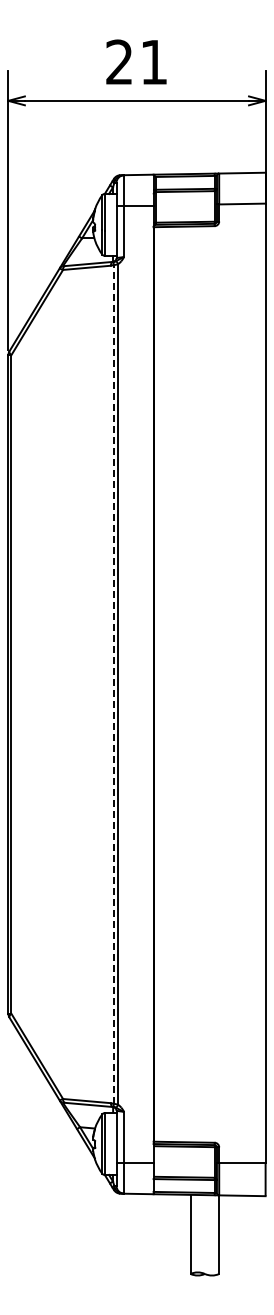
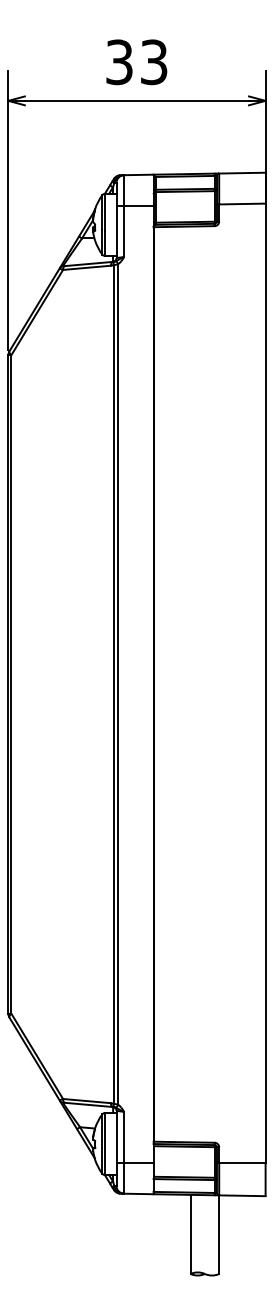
text: 21 -> 33 (136, 62)
line: dashed -> solid (113, 683)
